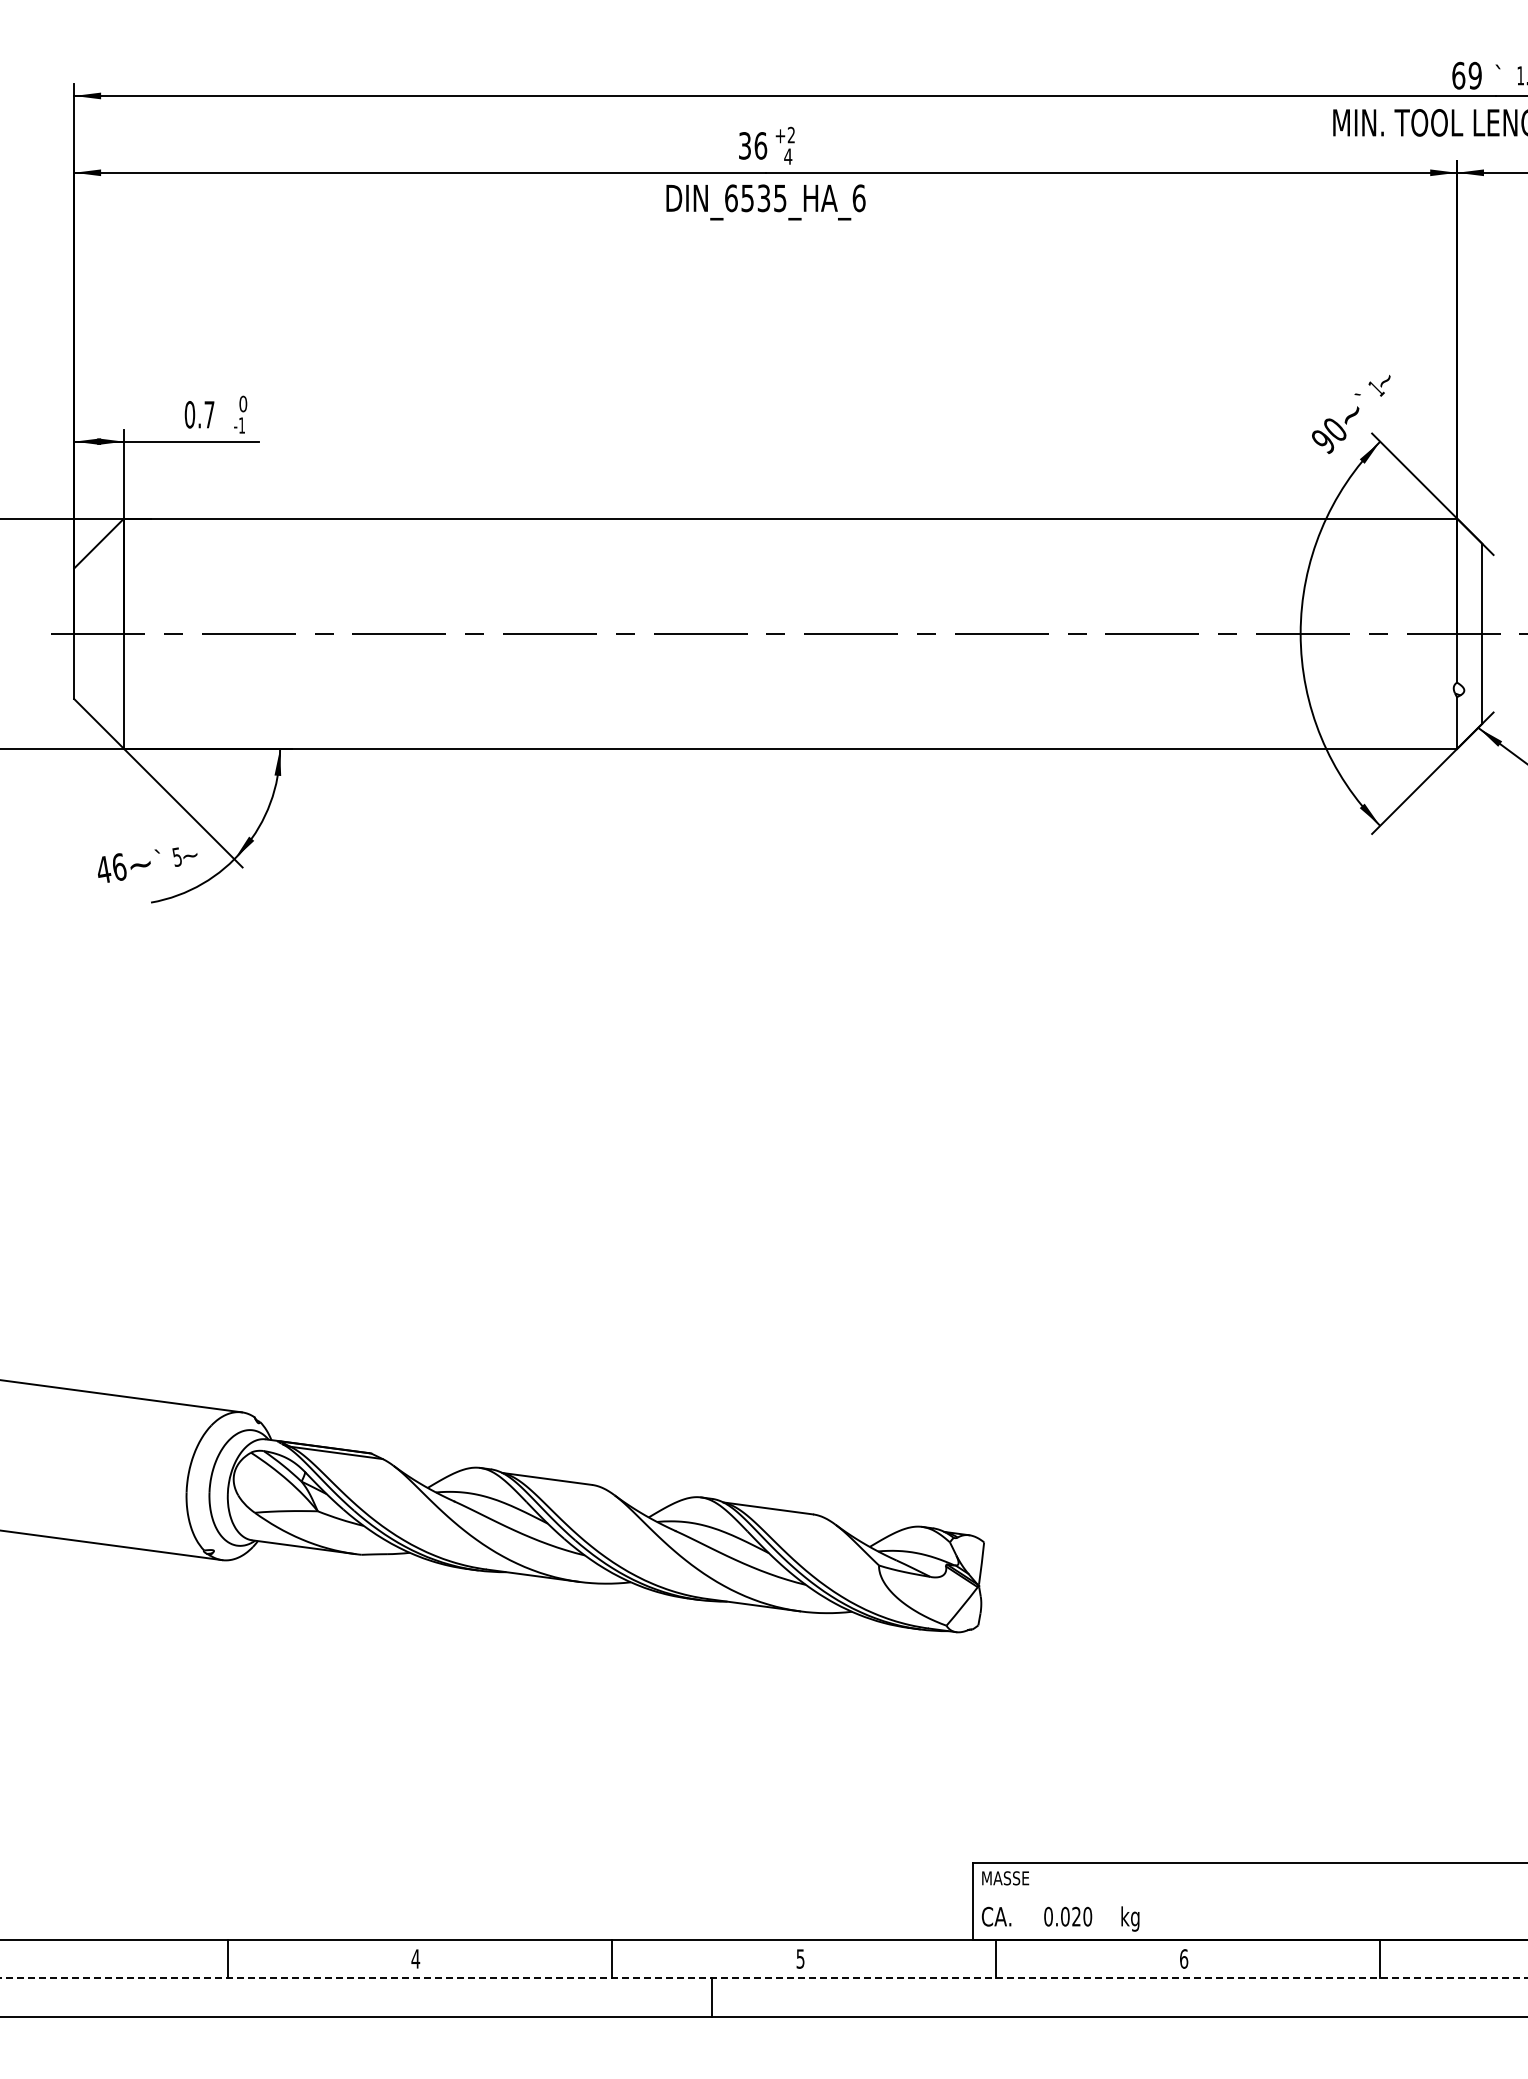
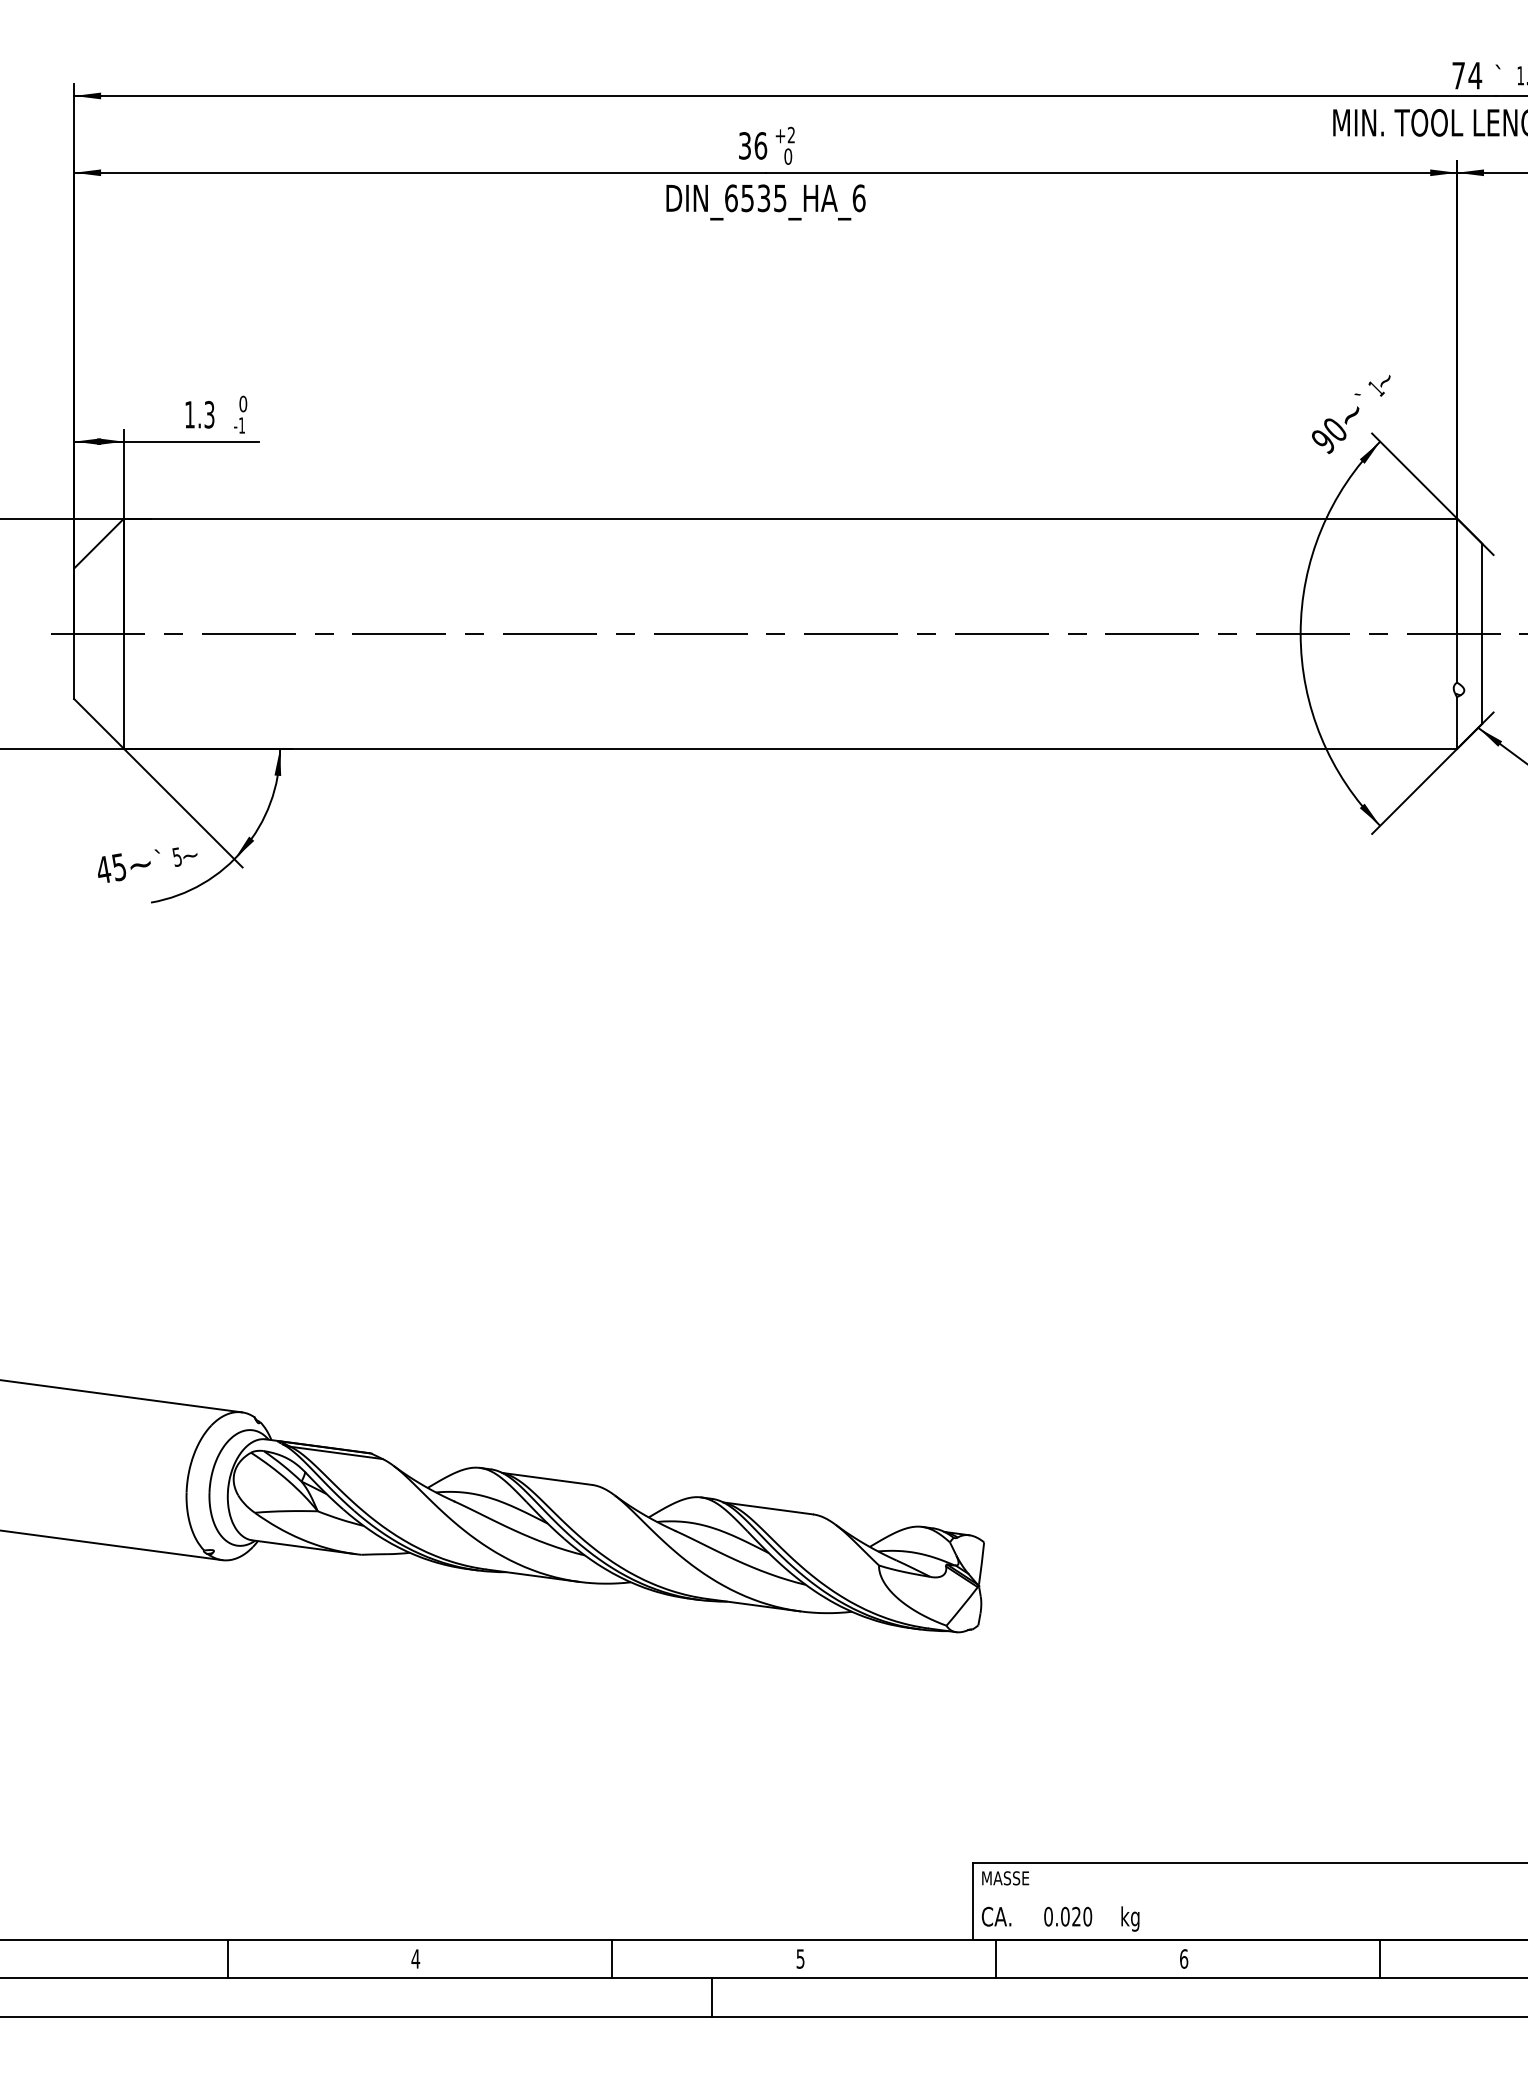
text: 69 -> 74 (1467, 75)
text: 4 -> 0 (788, 156)
text: 0.7 -> 1.3 (199, 414)
text: 46 -> 45 (119, 867)
line: dashed -> solid (764, 1978)
